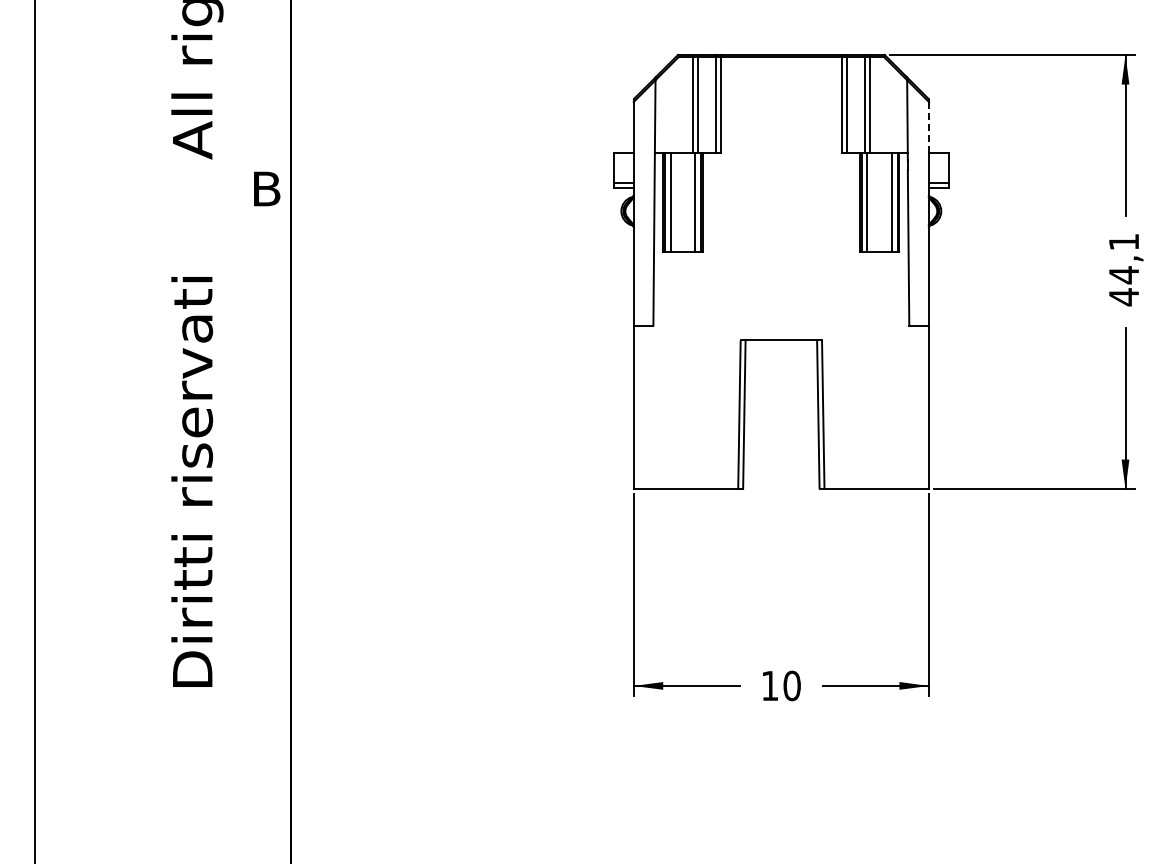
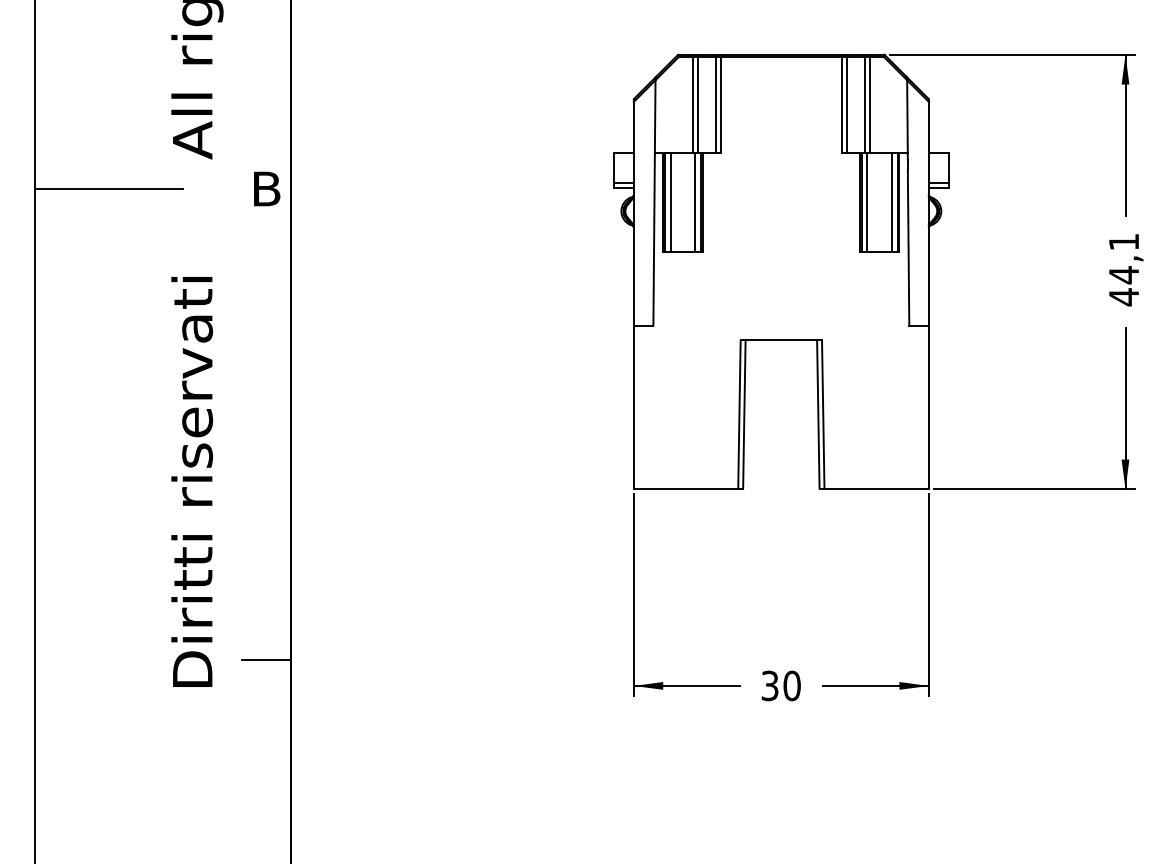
line: dashed -> solid (928, 127)
line: none -> present (108, 189)
line: none -> present (266, 659)
text: 10 -> 30 (769, 685)
